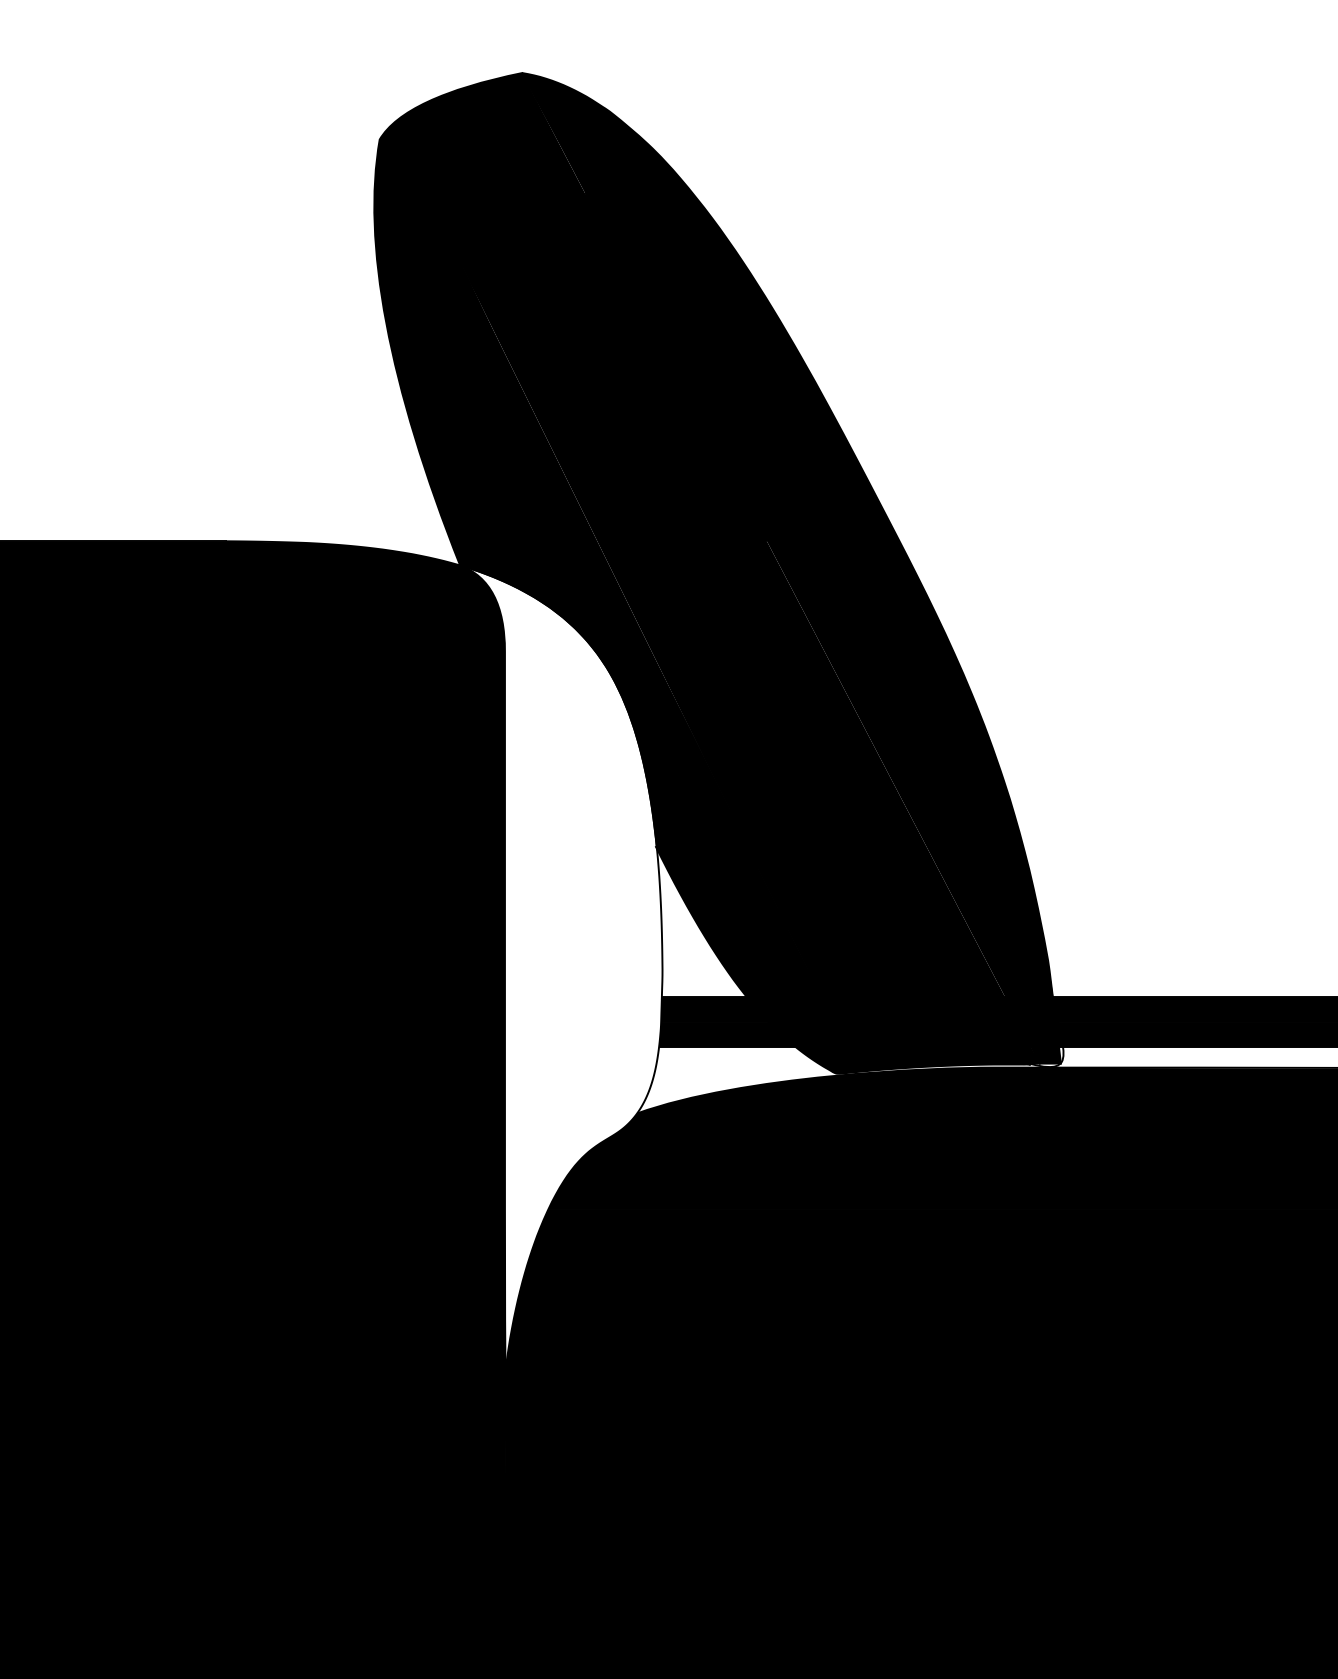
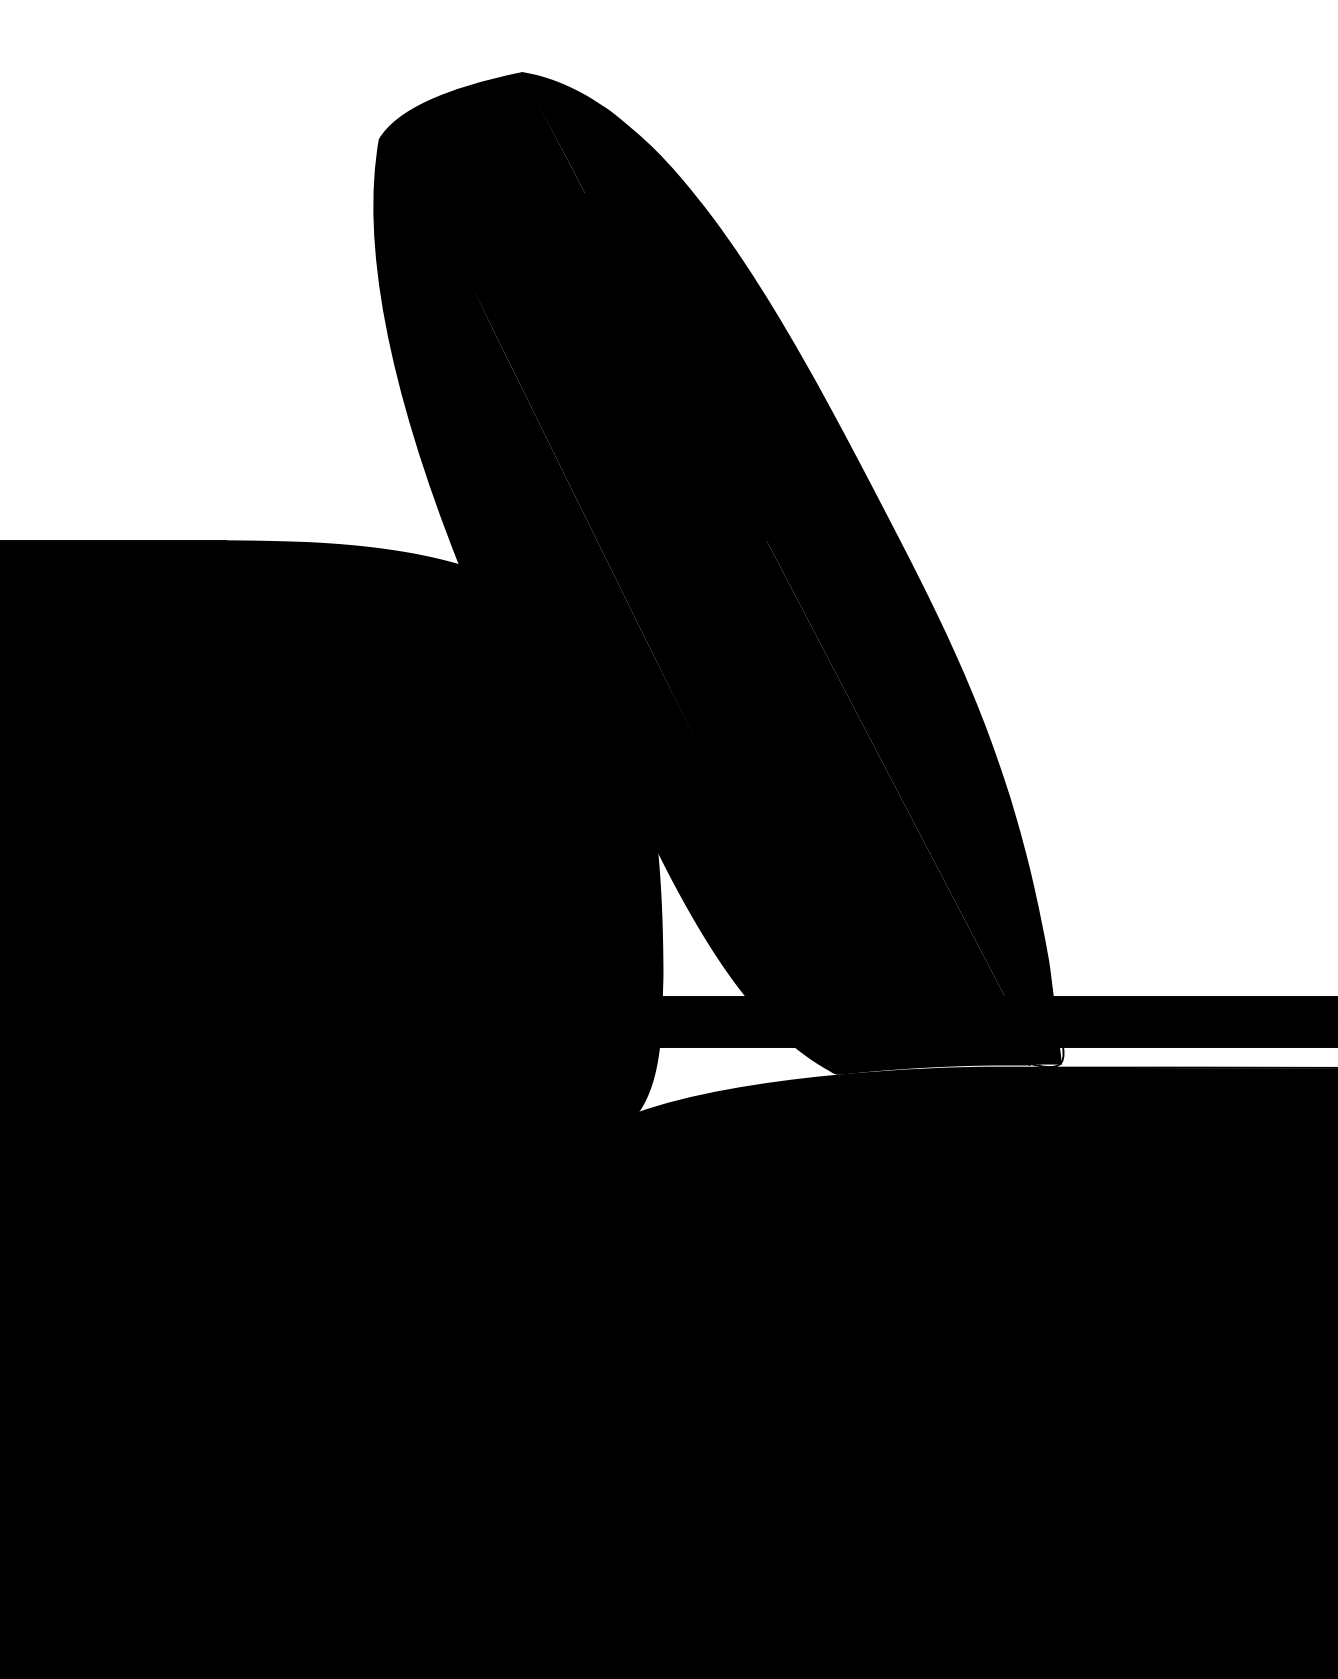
fill: none -> present (561, 967)
